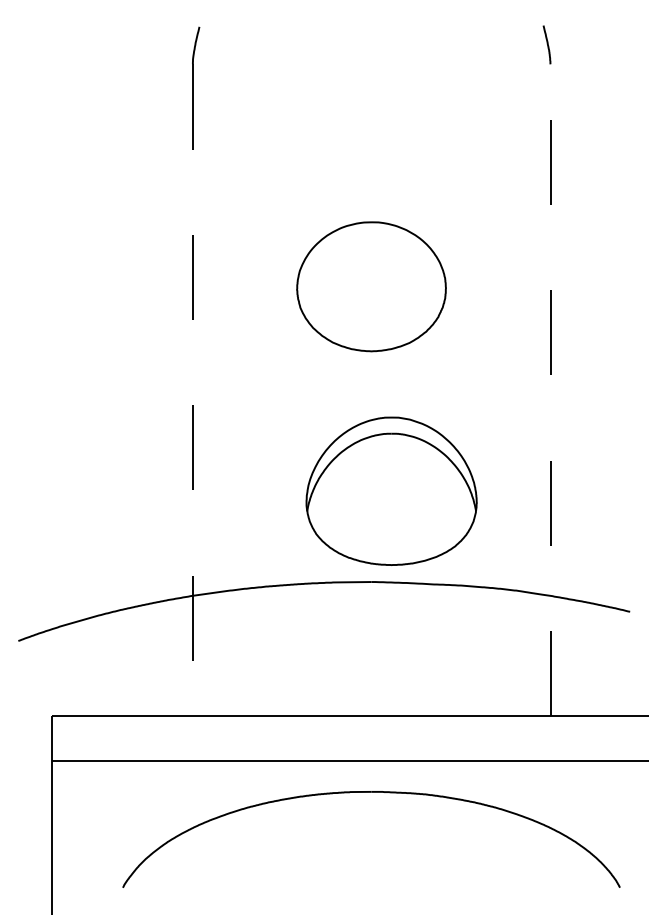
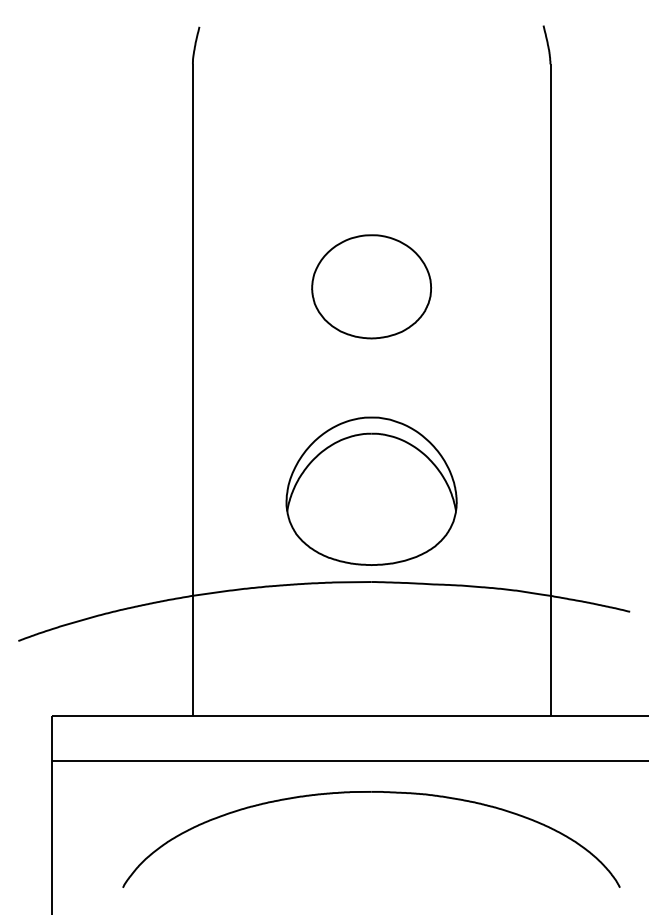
part size: 151x132 px -> 122x106 px (371, 286)
line: dashed -> solid (192, 390)
line: dashed -> solid (550, 390)
part position: (391, 490) -> (371, 490) (371, 490)
